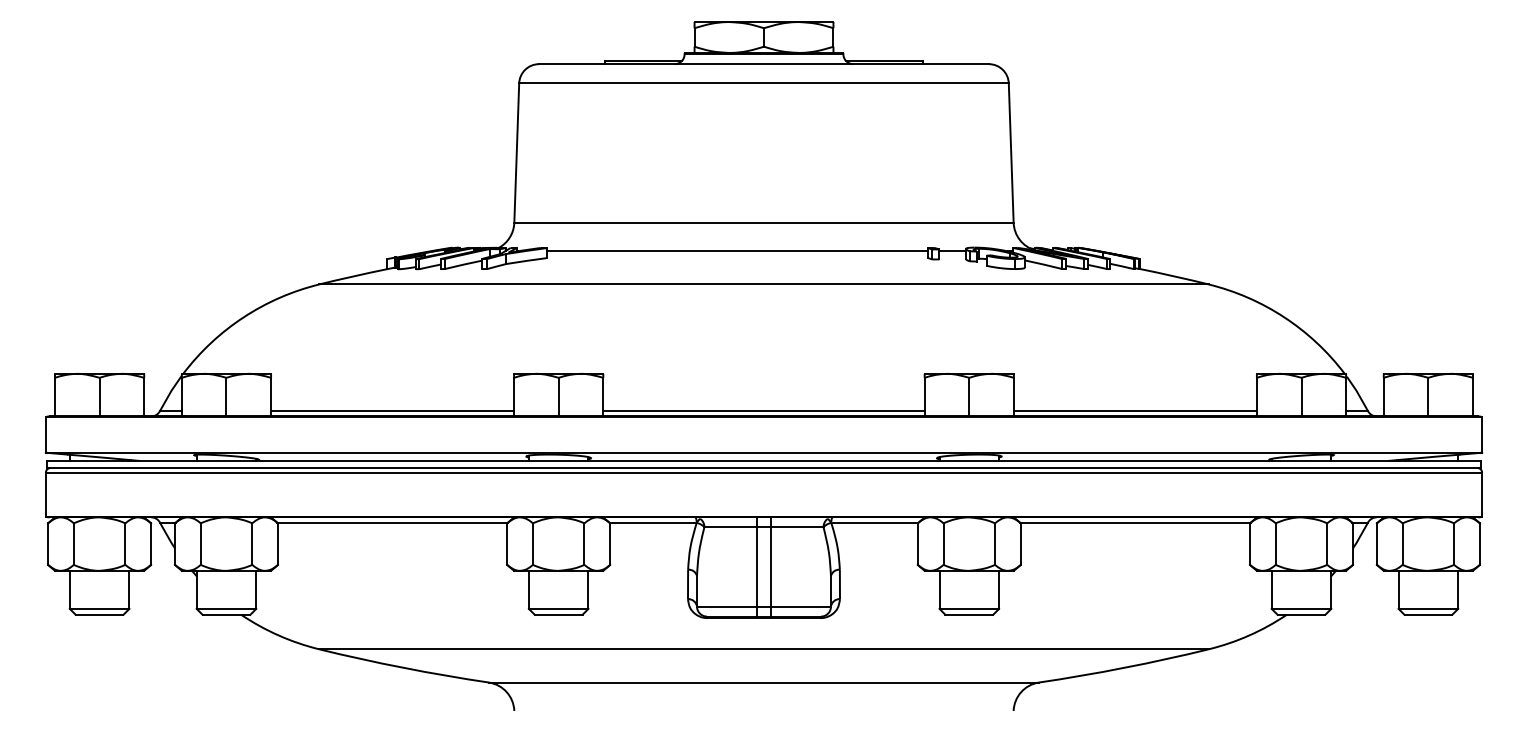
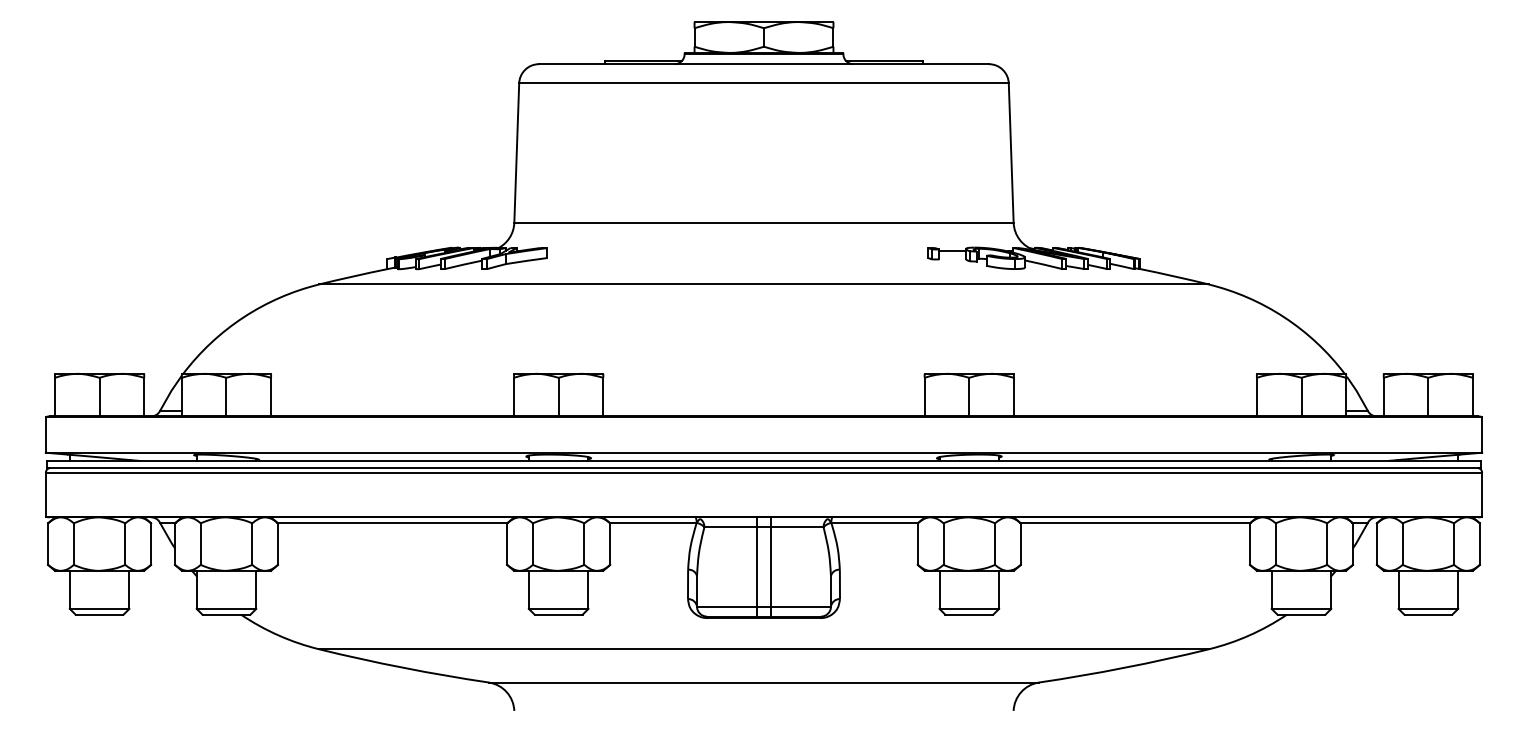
line: present -> none (737, 251)
line: present -> none (392, 410)
line: present -> none (763, 410)
line: present -> none (1134, 410)
